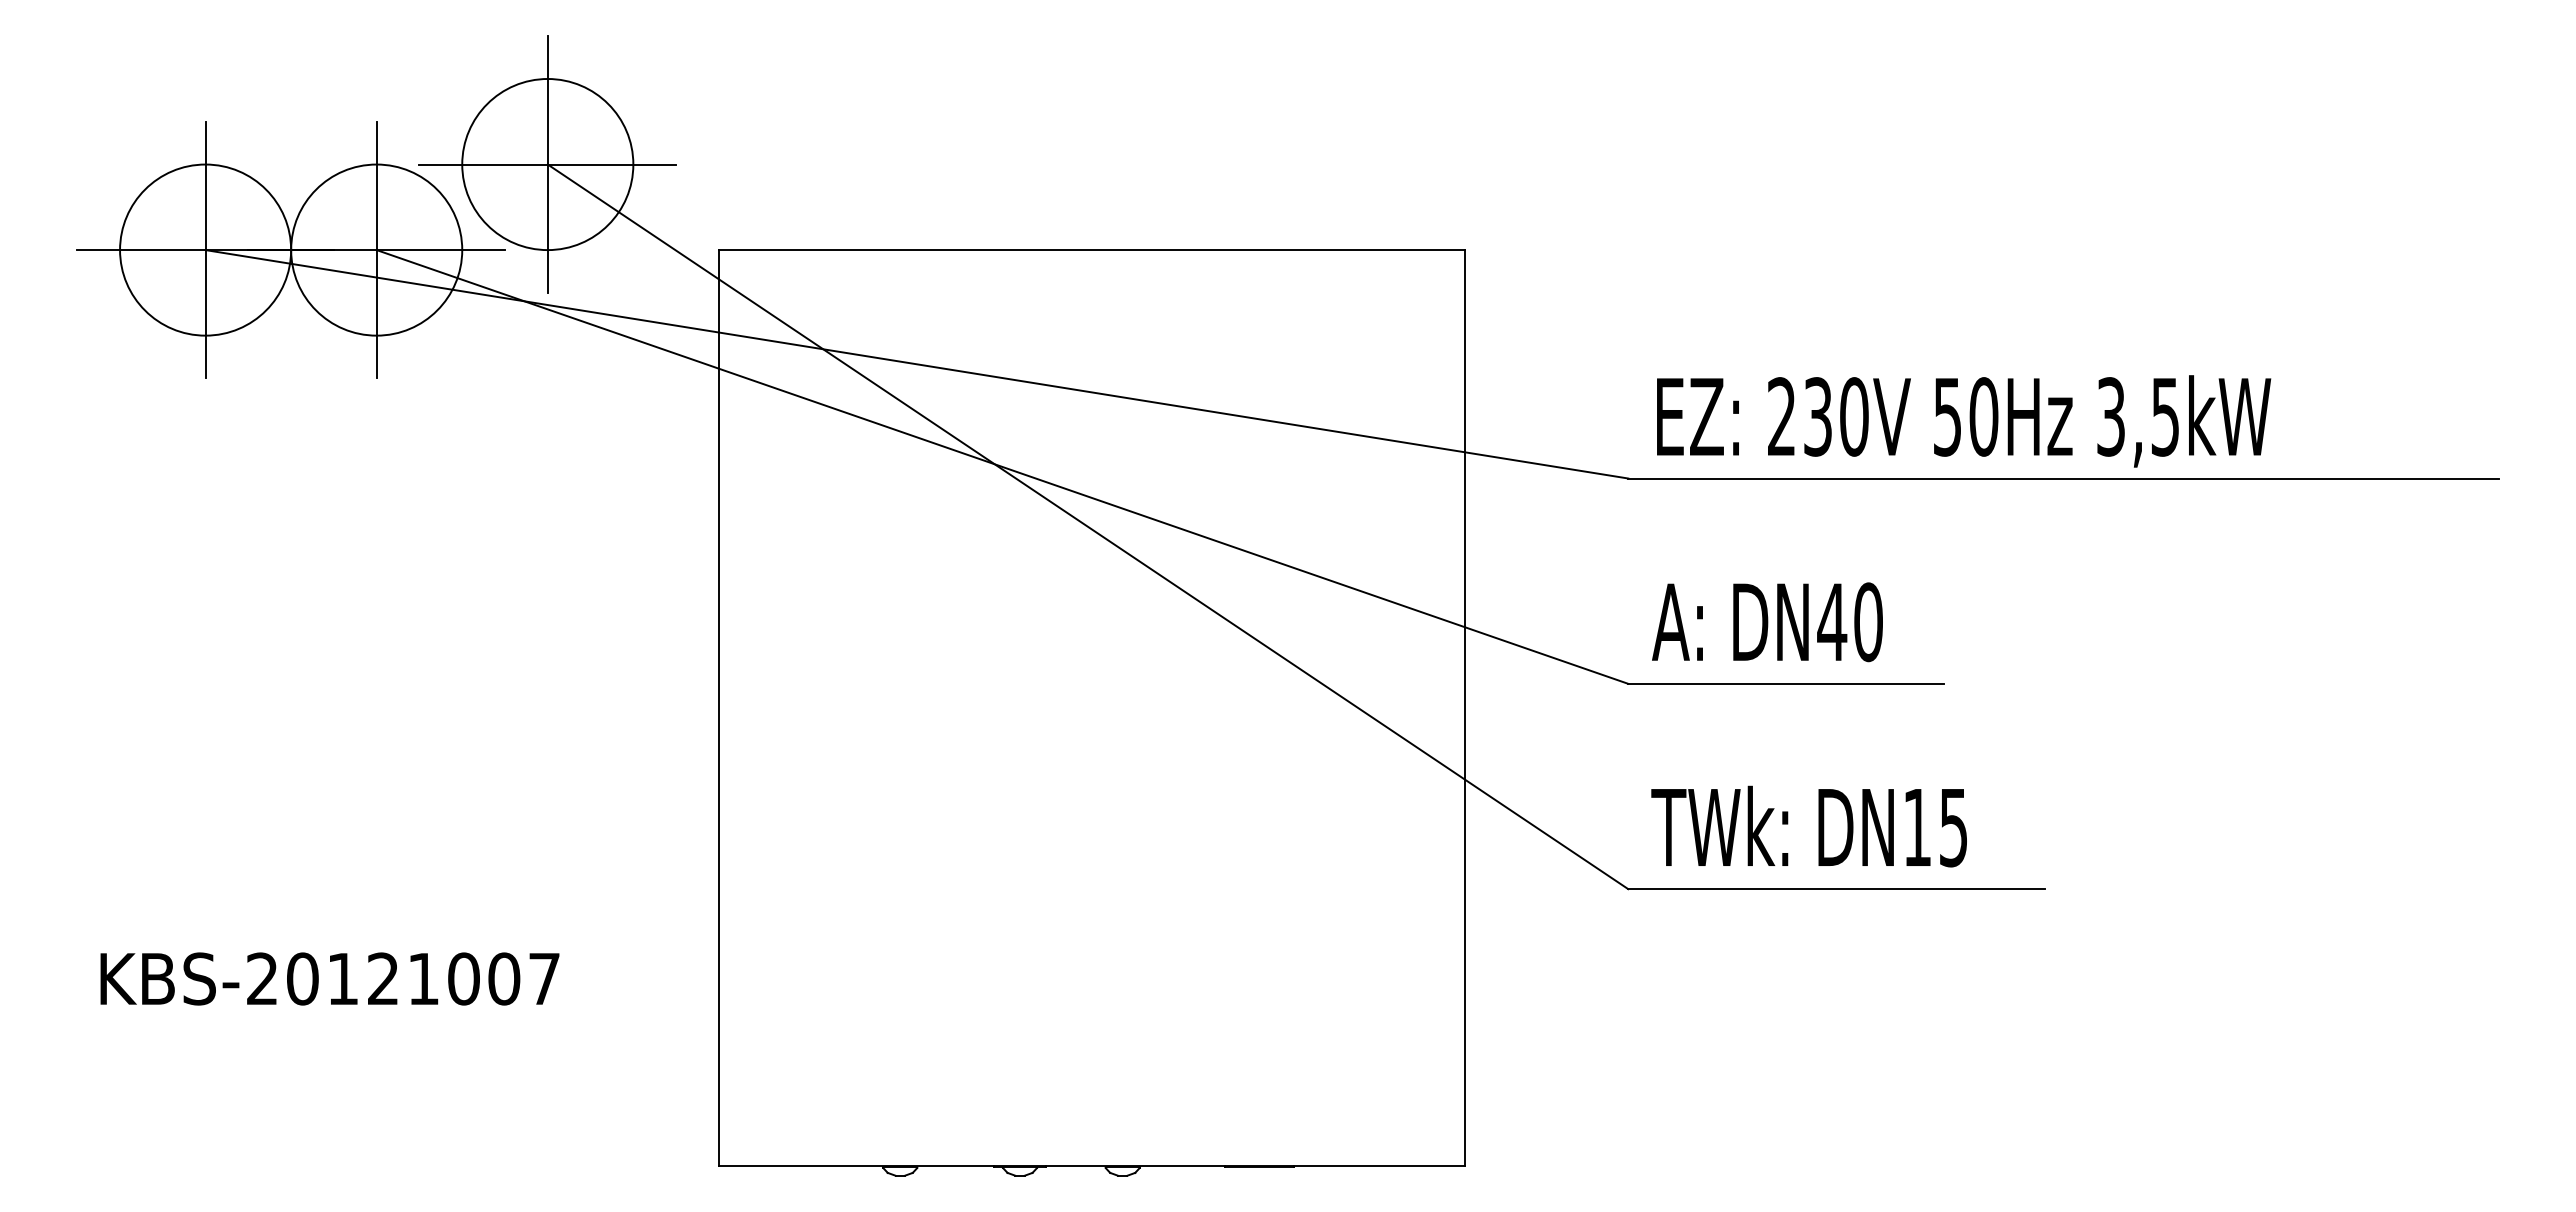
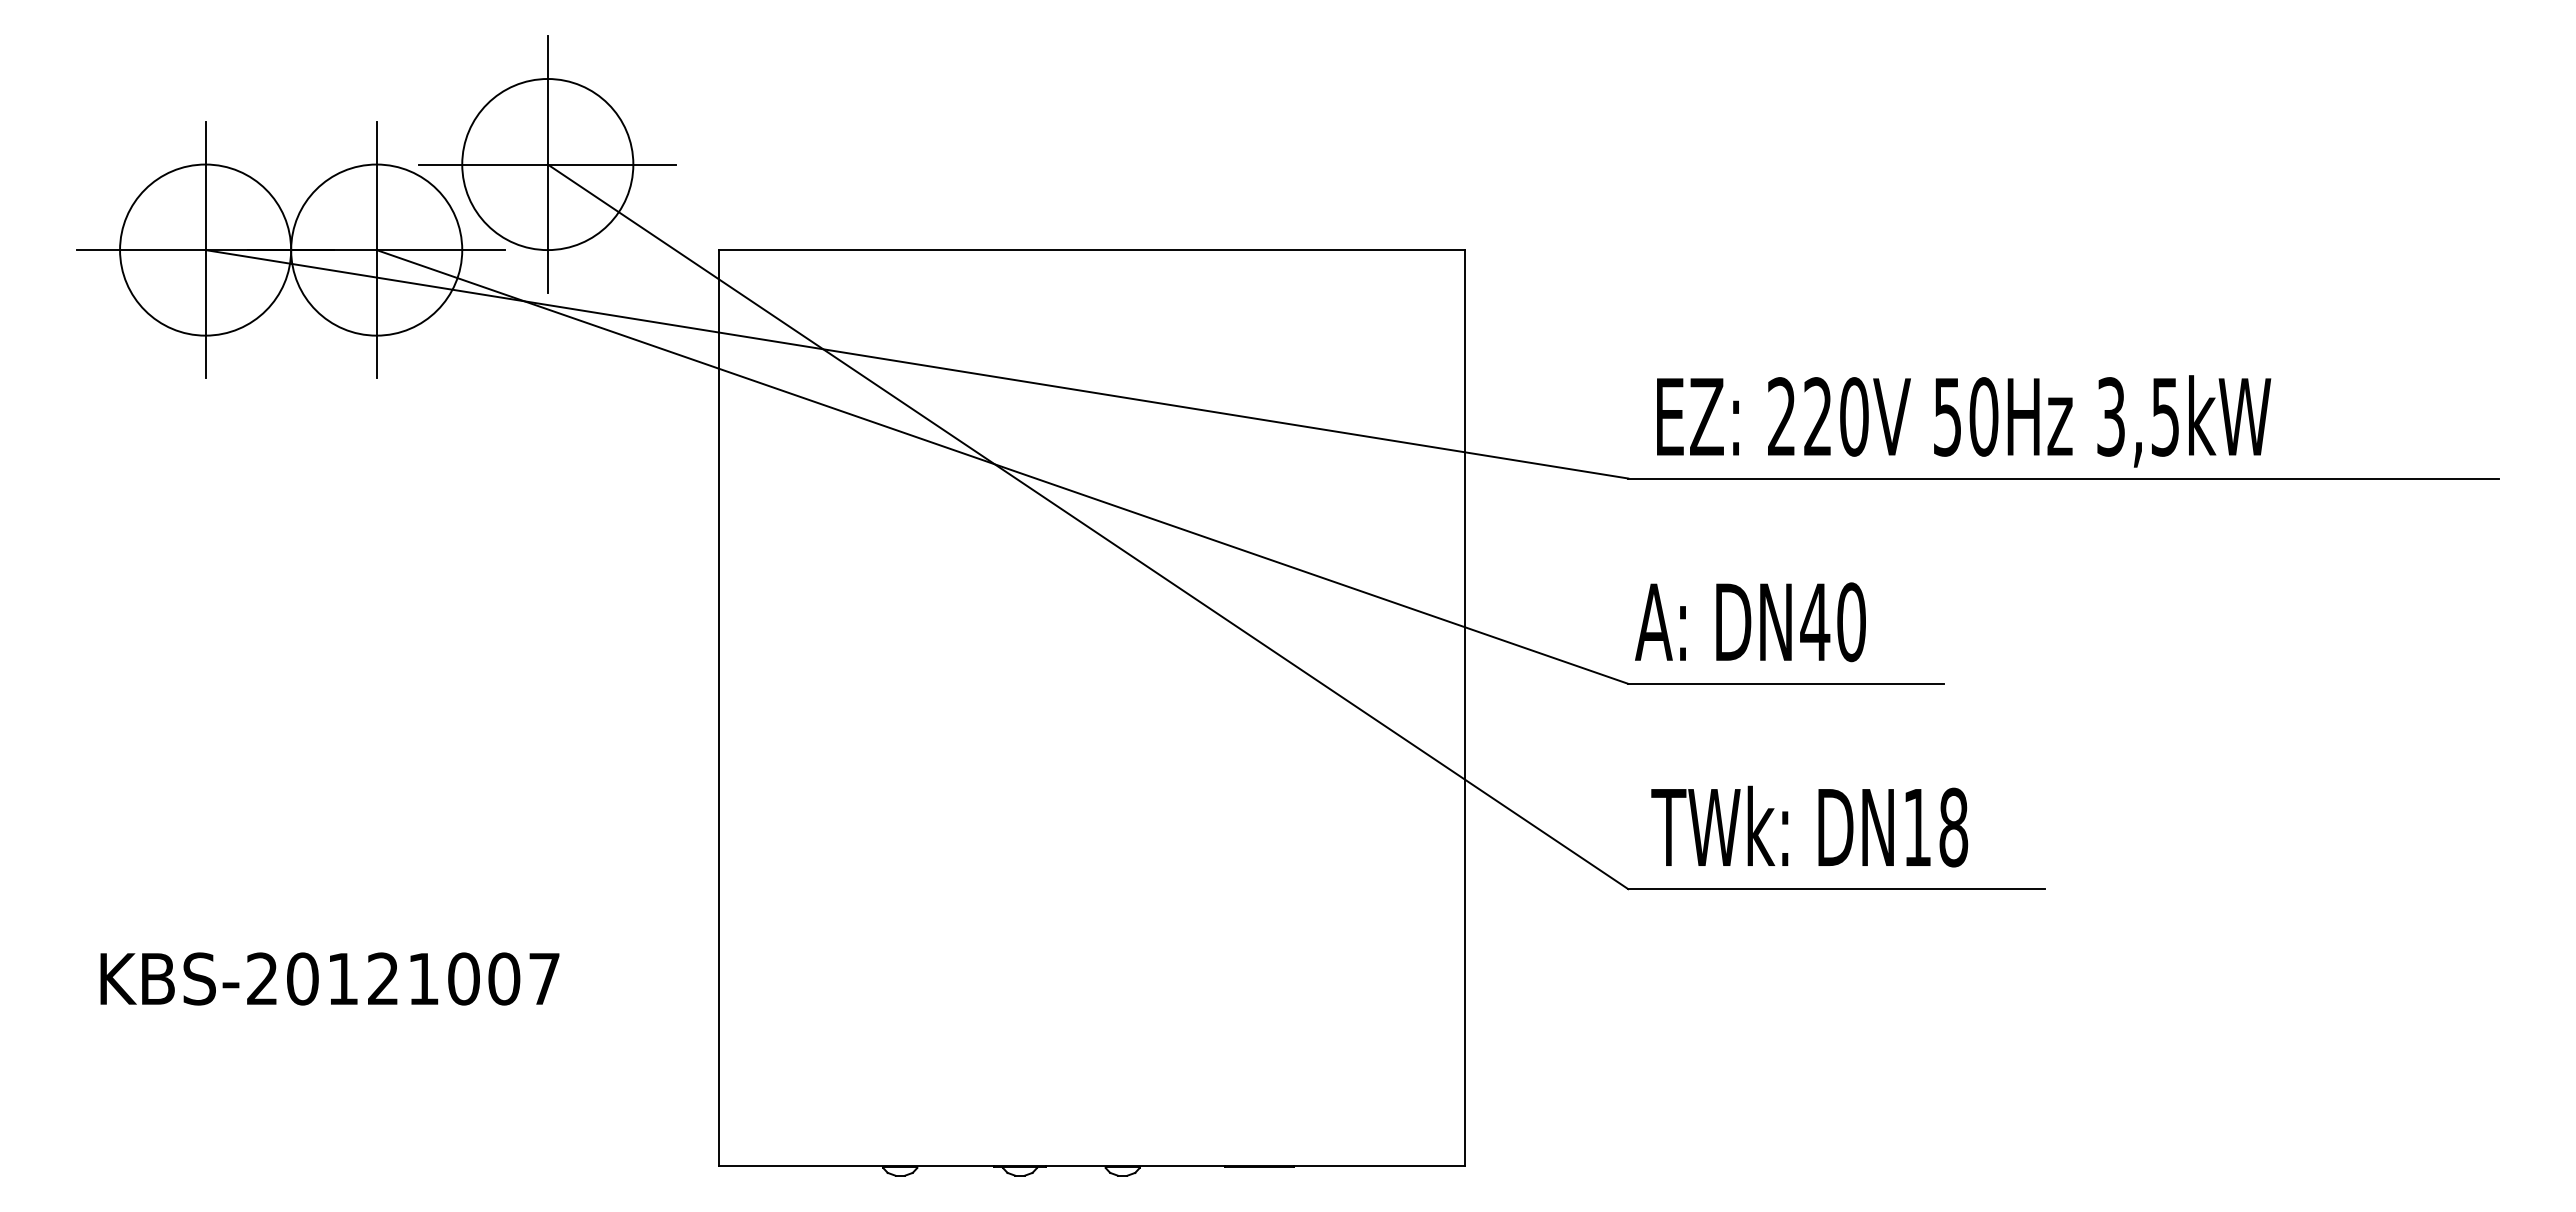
text: 230V -> 220V (1817, 416)
text position: (1767, 622) -> (1750, 622) (1750, 622)
text: DN15 -> DN18 (1953, 827)
